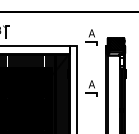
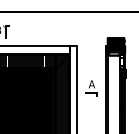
part: present -> none (91, 37)
